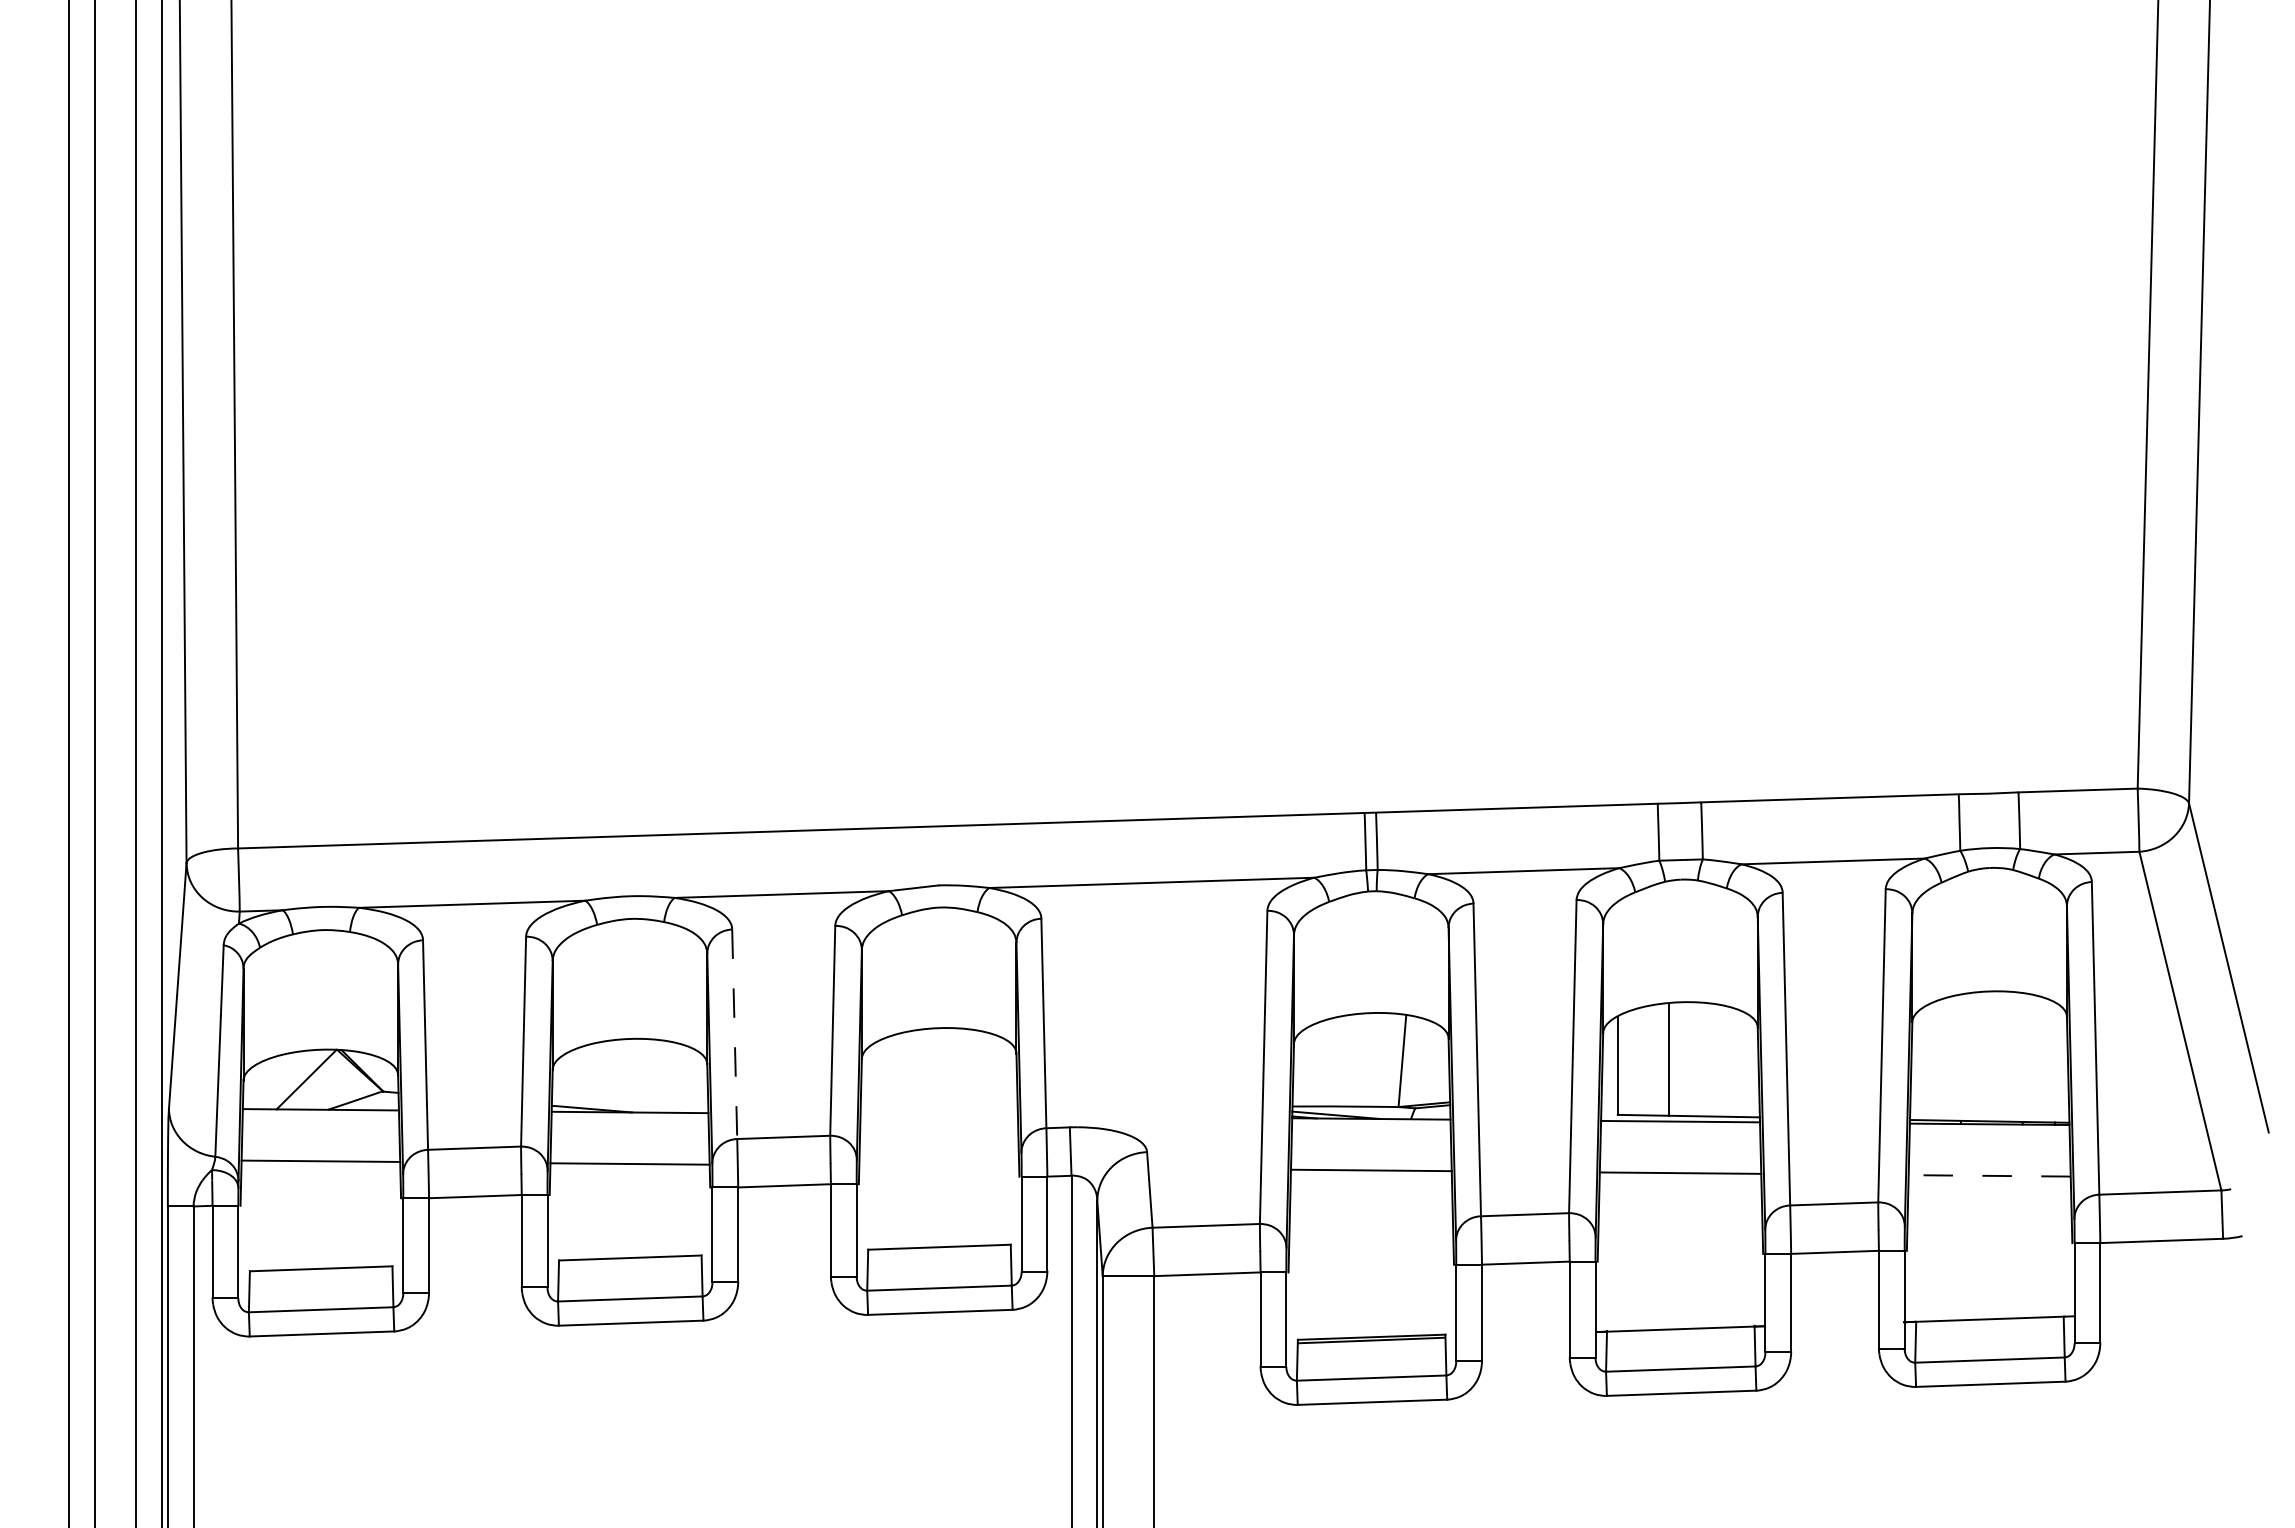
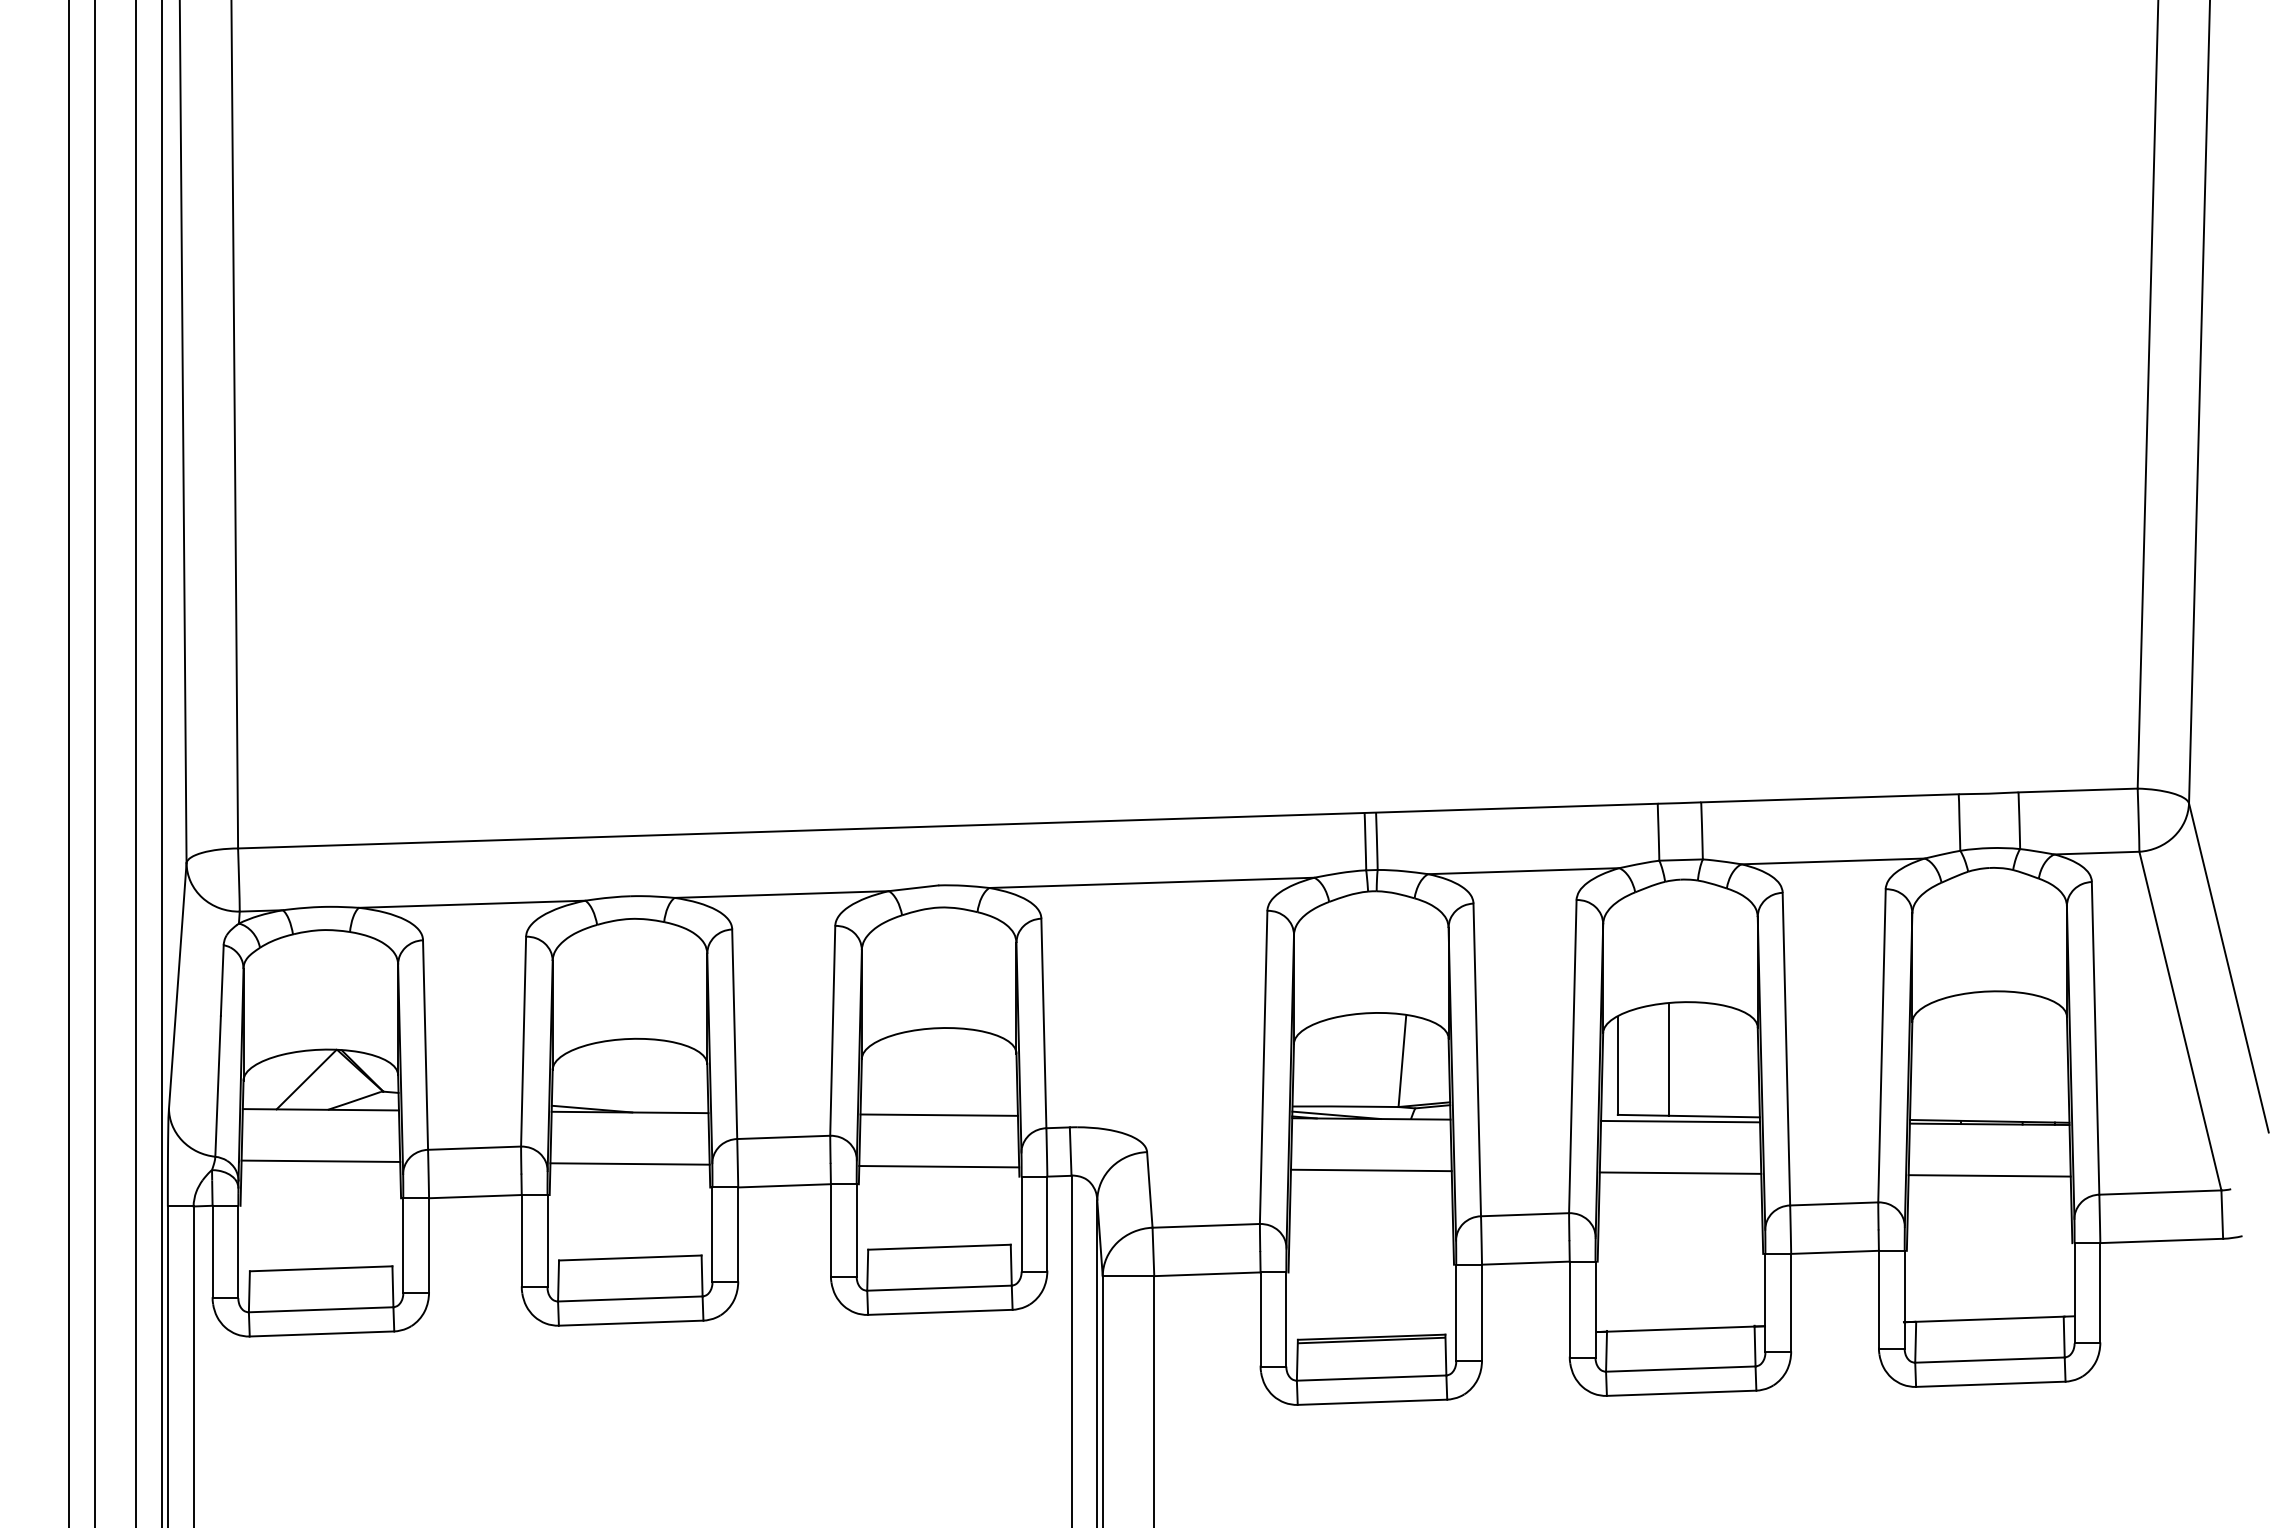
line: dashed -> solid (734, 1034)
line: none -> present (938, 1114)
line: none -> present (939, 1166)
line: dashed -> solid (1989, 1175)
